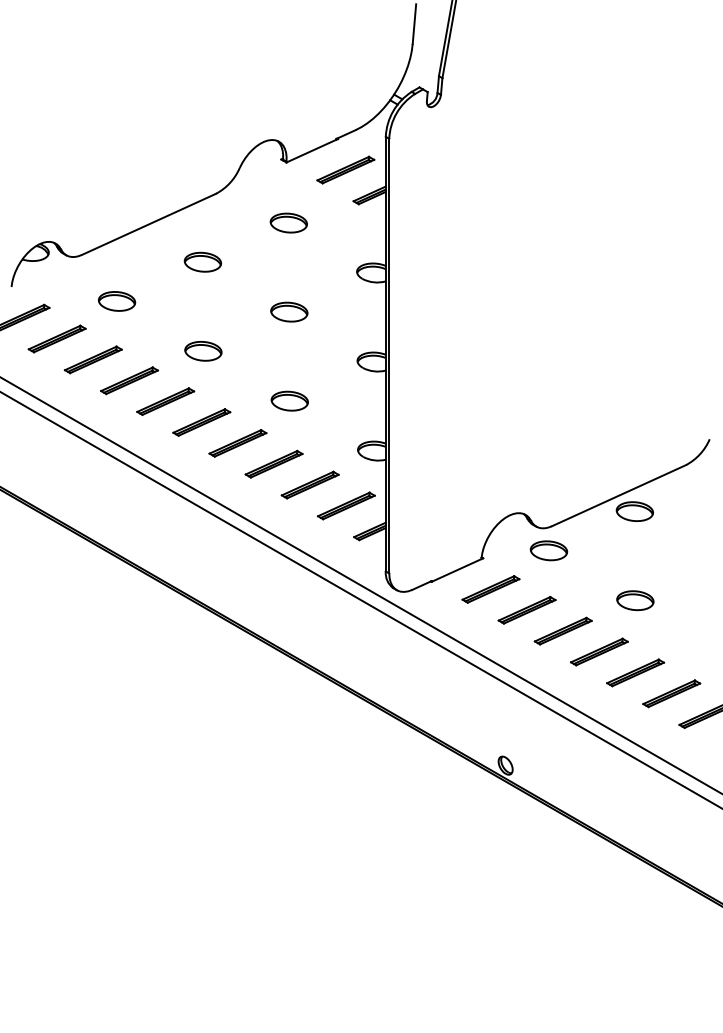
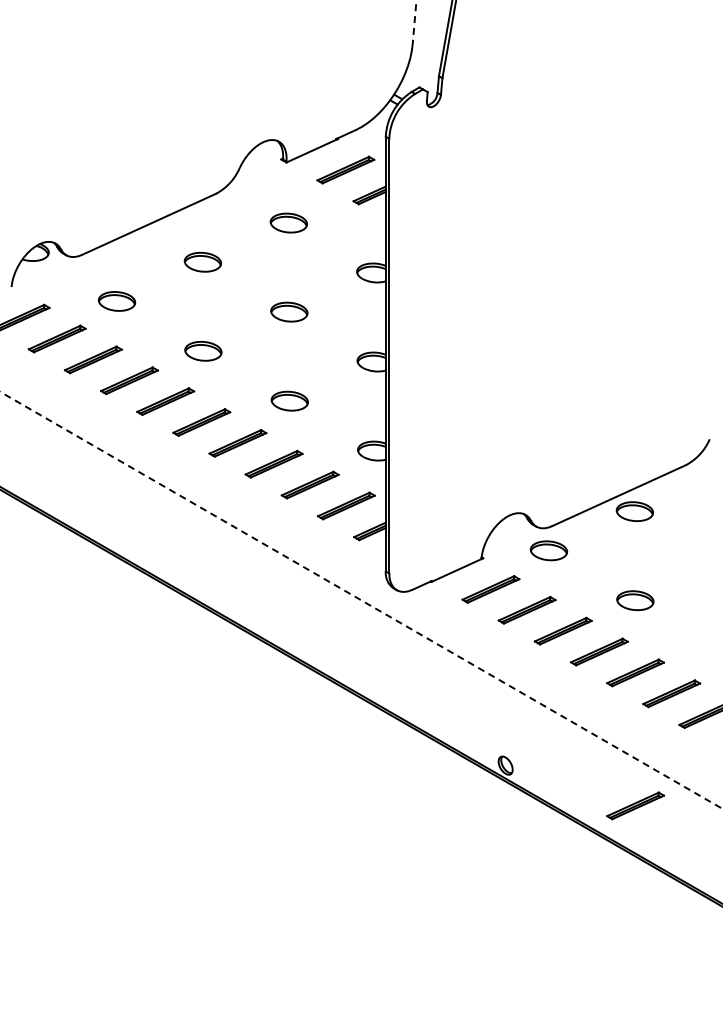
line: solid -> dashed (414, 24)
line: present -> none (360, 585)
line: solid -> dashed (361, 600)
part: none -> present (635, 805)
